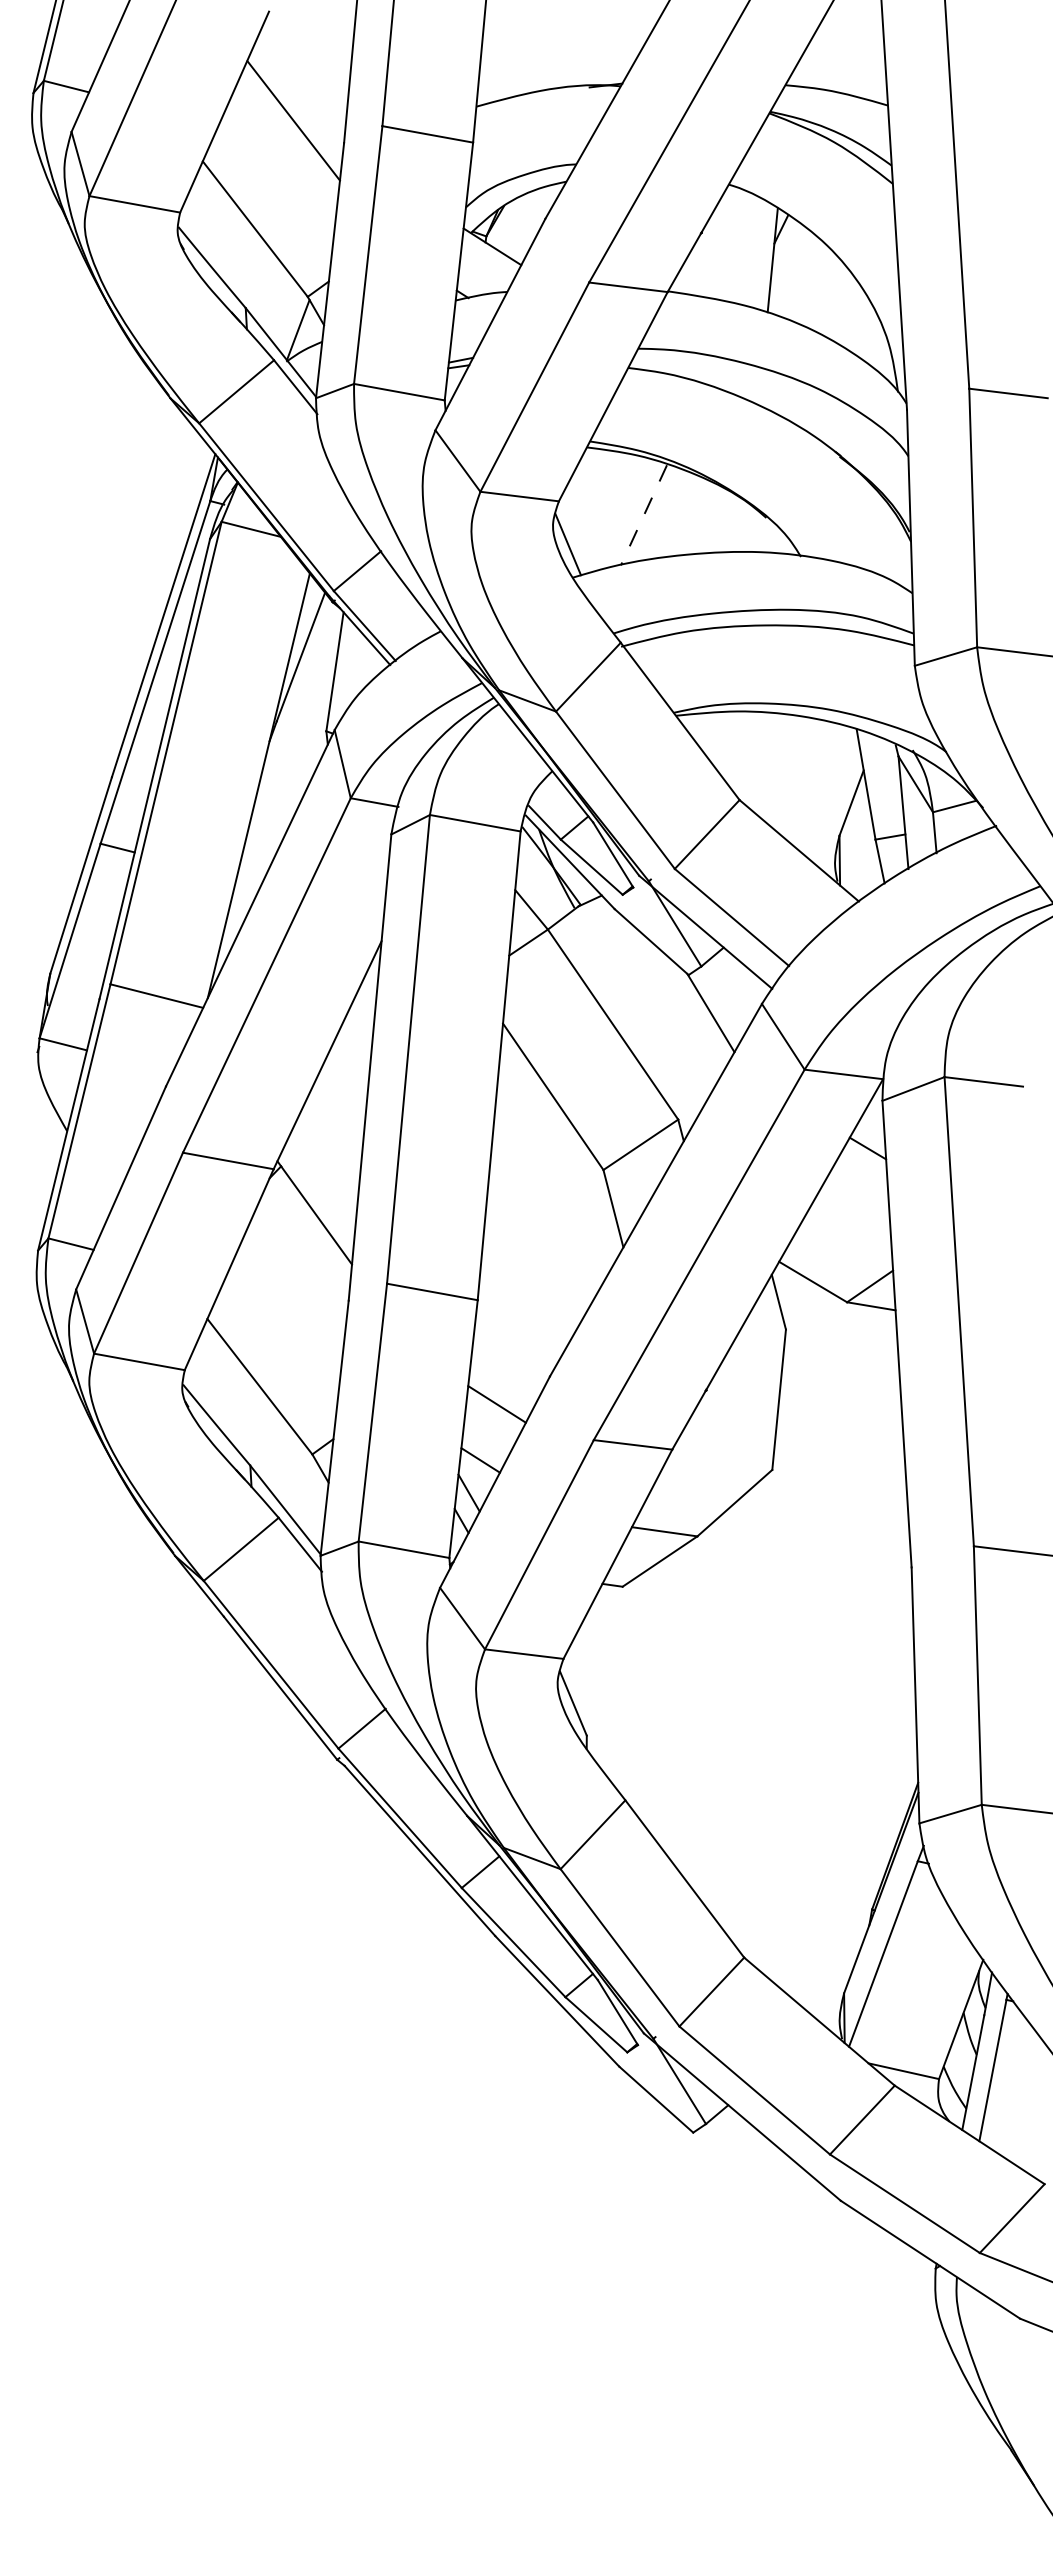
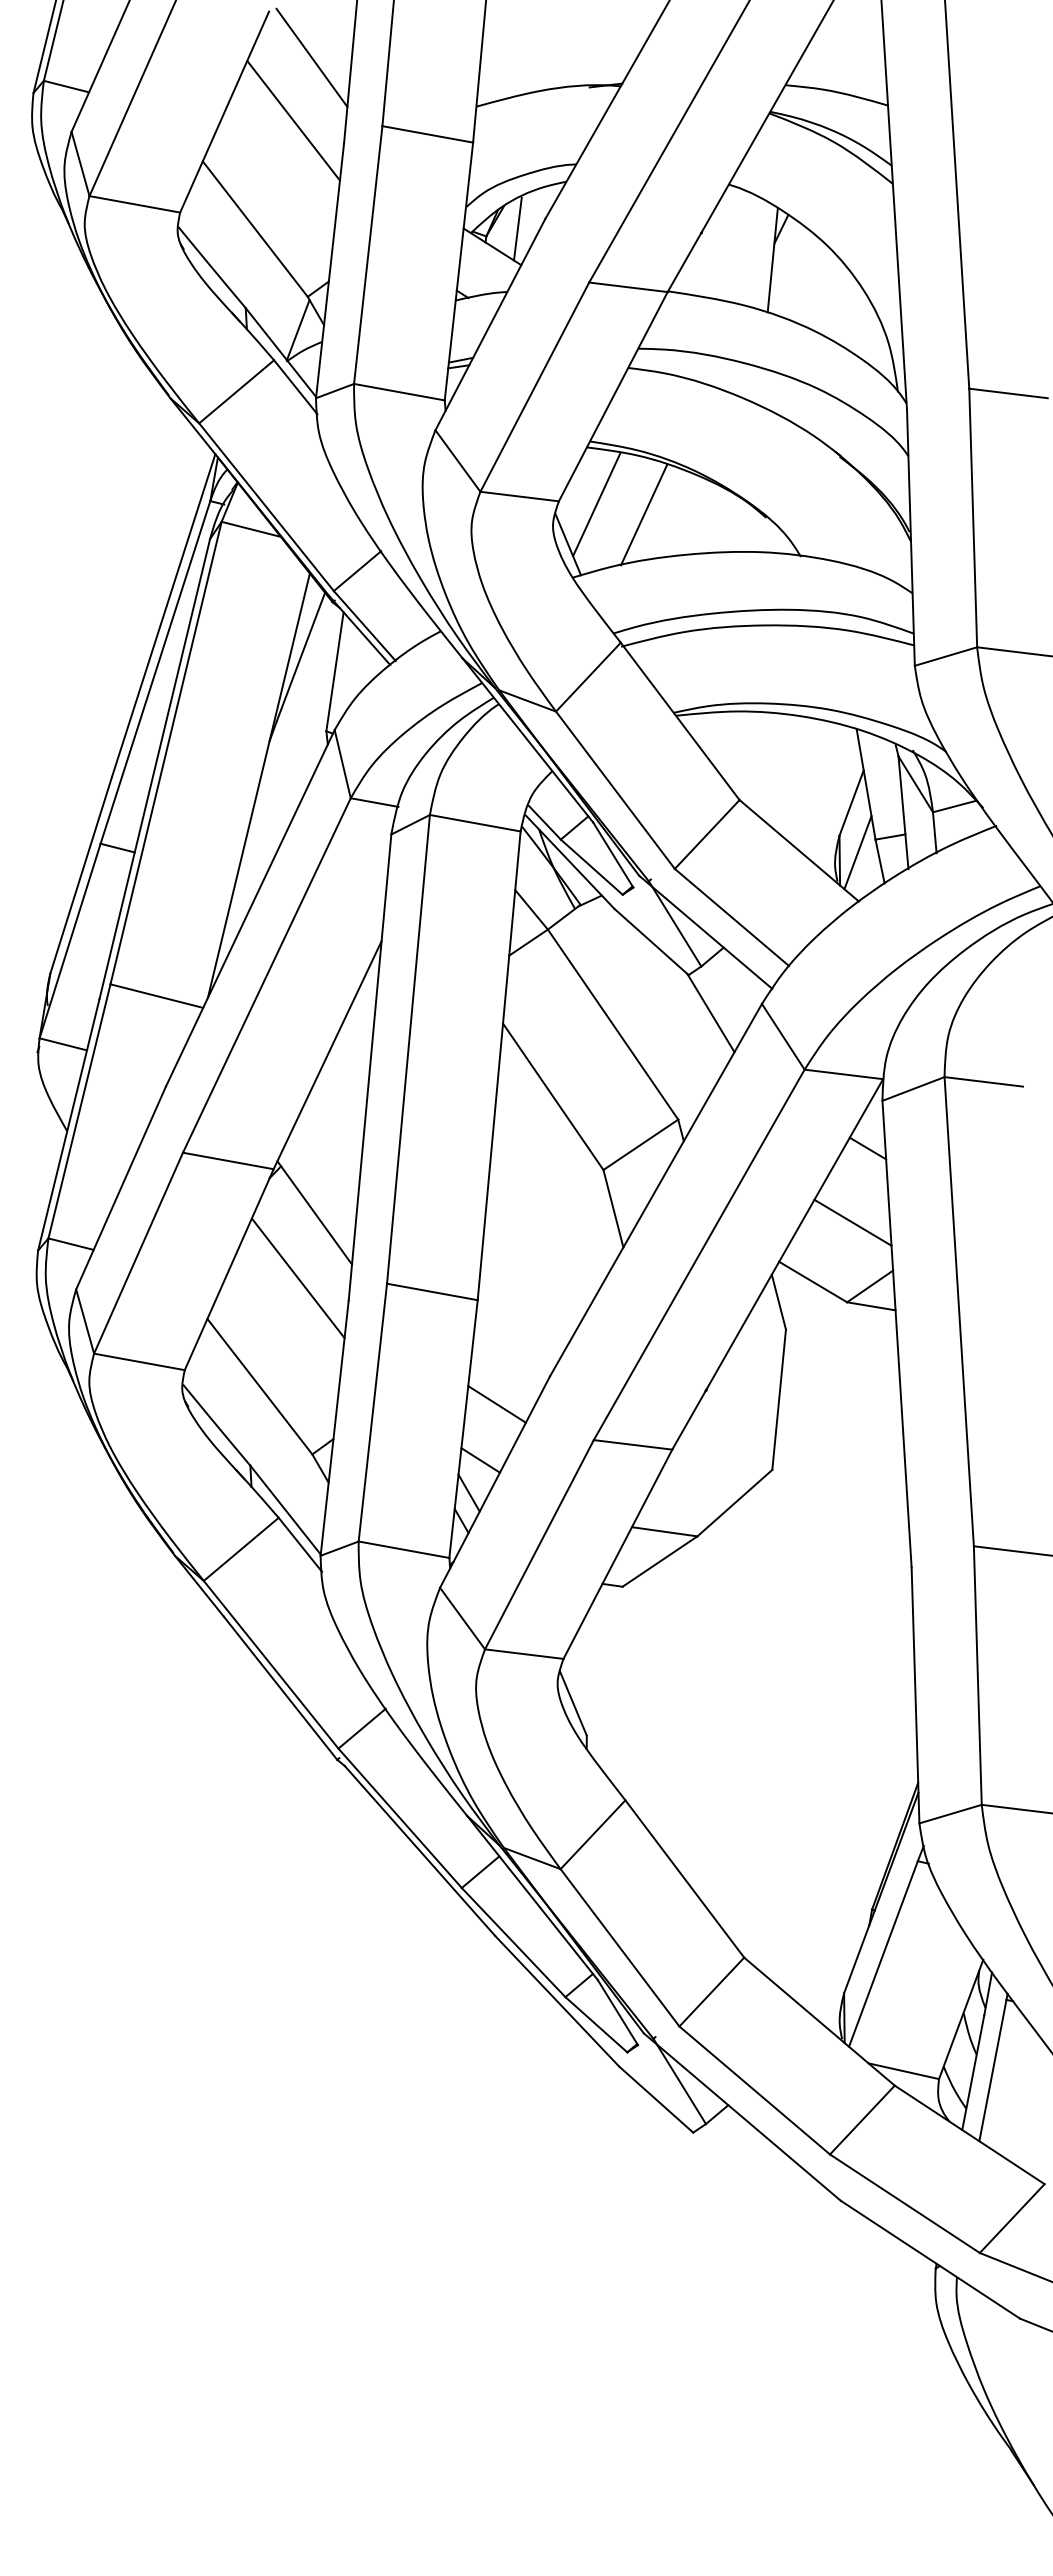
line: none -> present (311, 57)
line: none -> present (517, 228)
line: none -> present (596, 504)
line: dashed -> solid (643, 515)
line: none -> present (857, 852)
line: none -> present (852, 1222)
line: none -> present (298, 1278)
